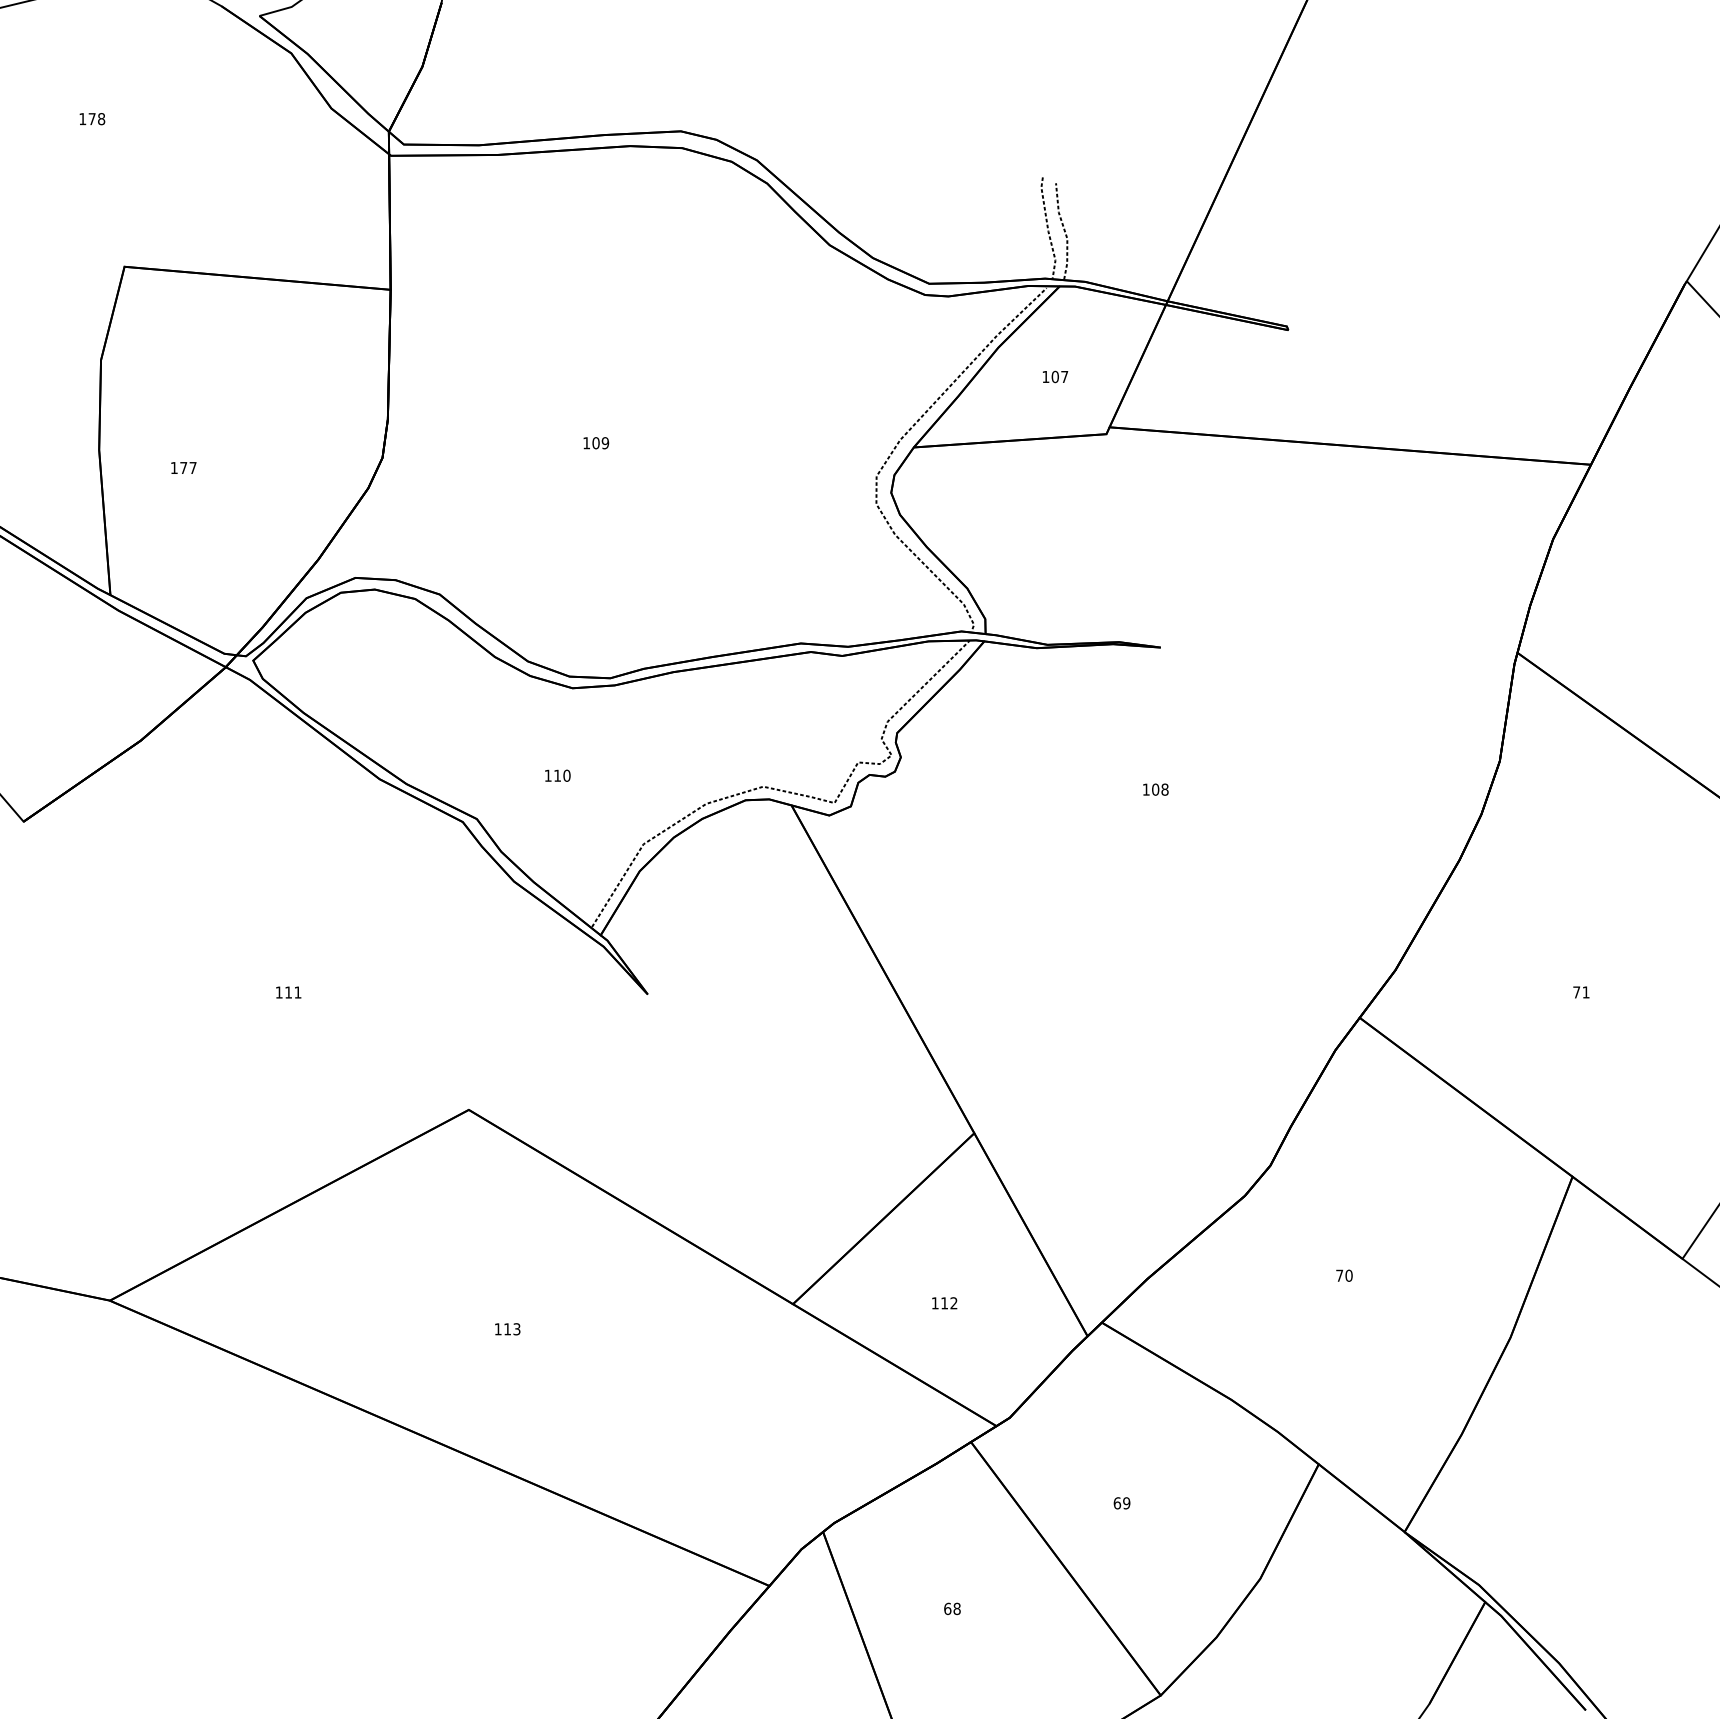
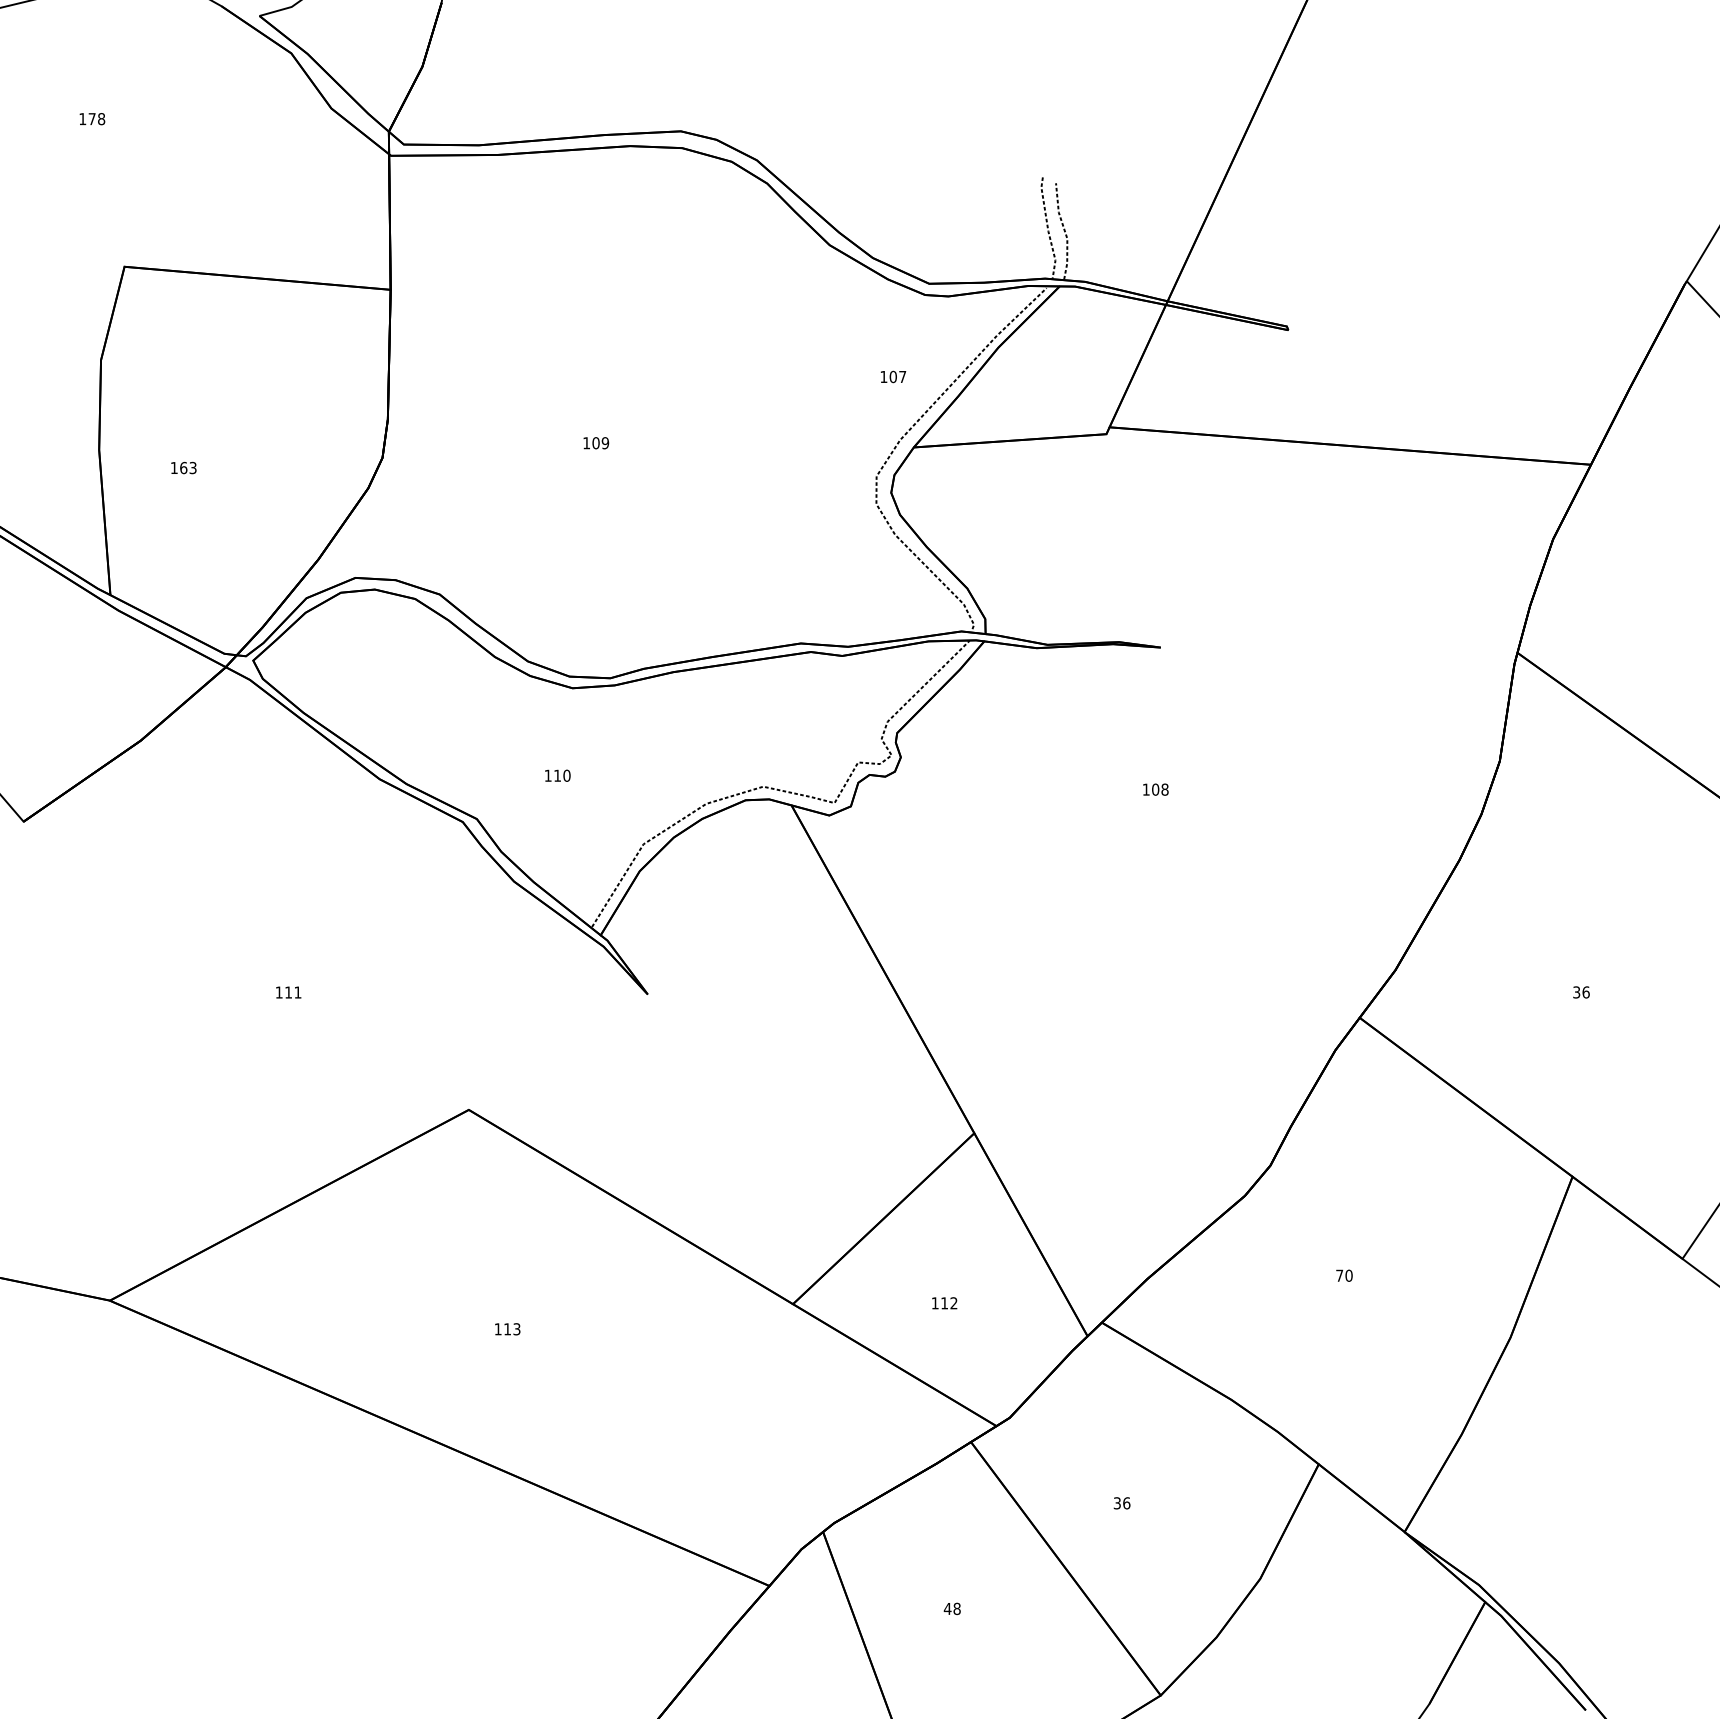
text position: (1055, 376) -> (893, 376) (893, 376)
text: 177 -> 163 (188, 467)
text: 71 -> 36 (1581, 992)
text: 69 -> 36 (1121, 1503)
text: 68 -> 48 (947, 1608)
